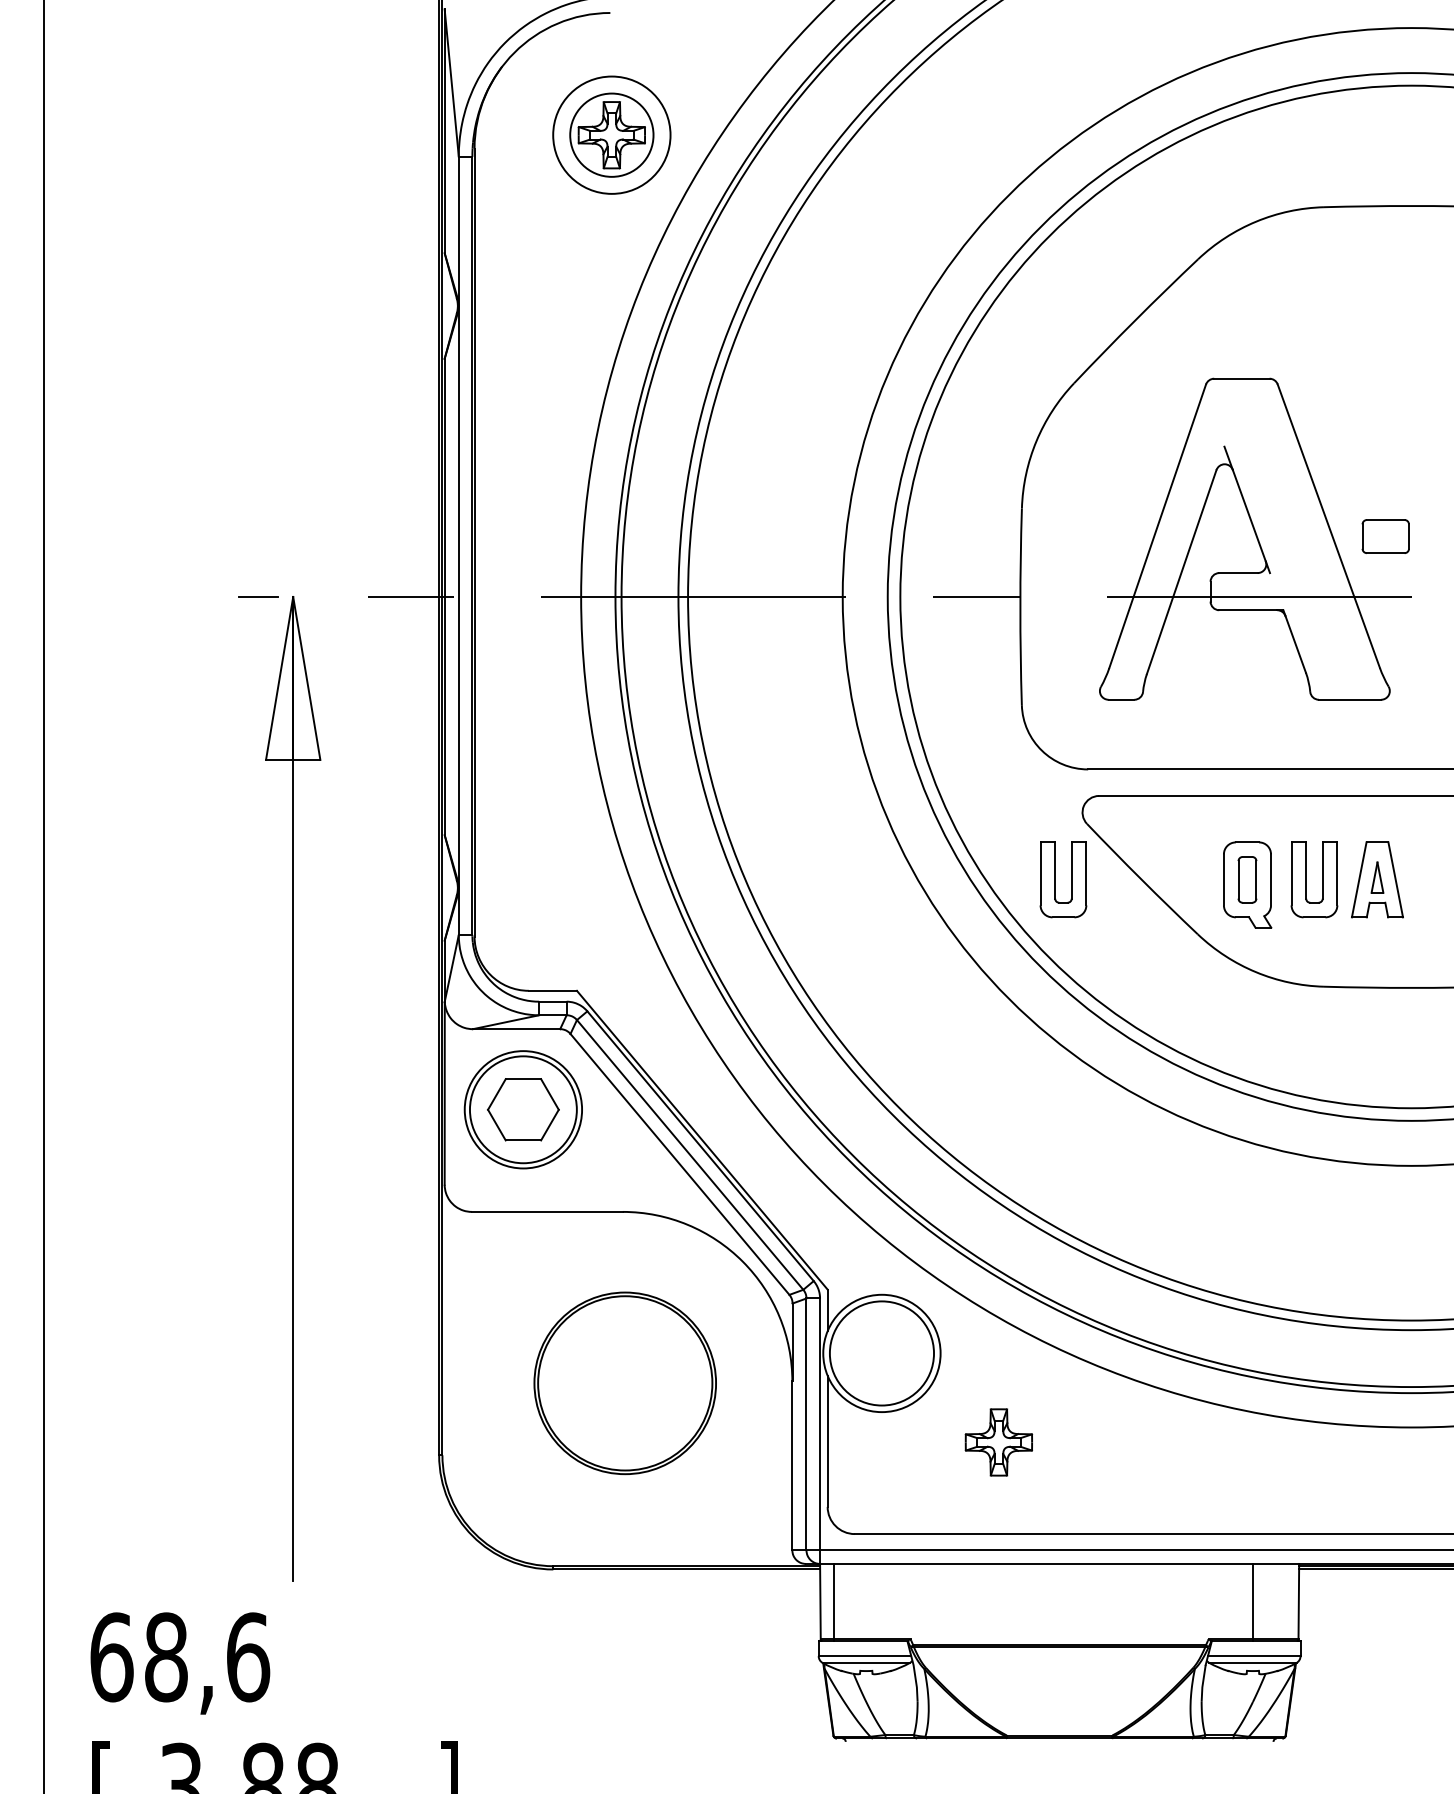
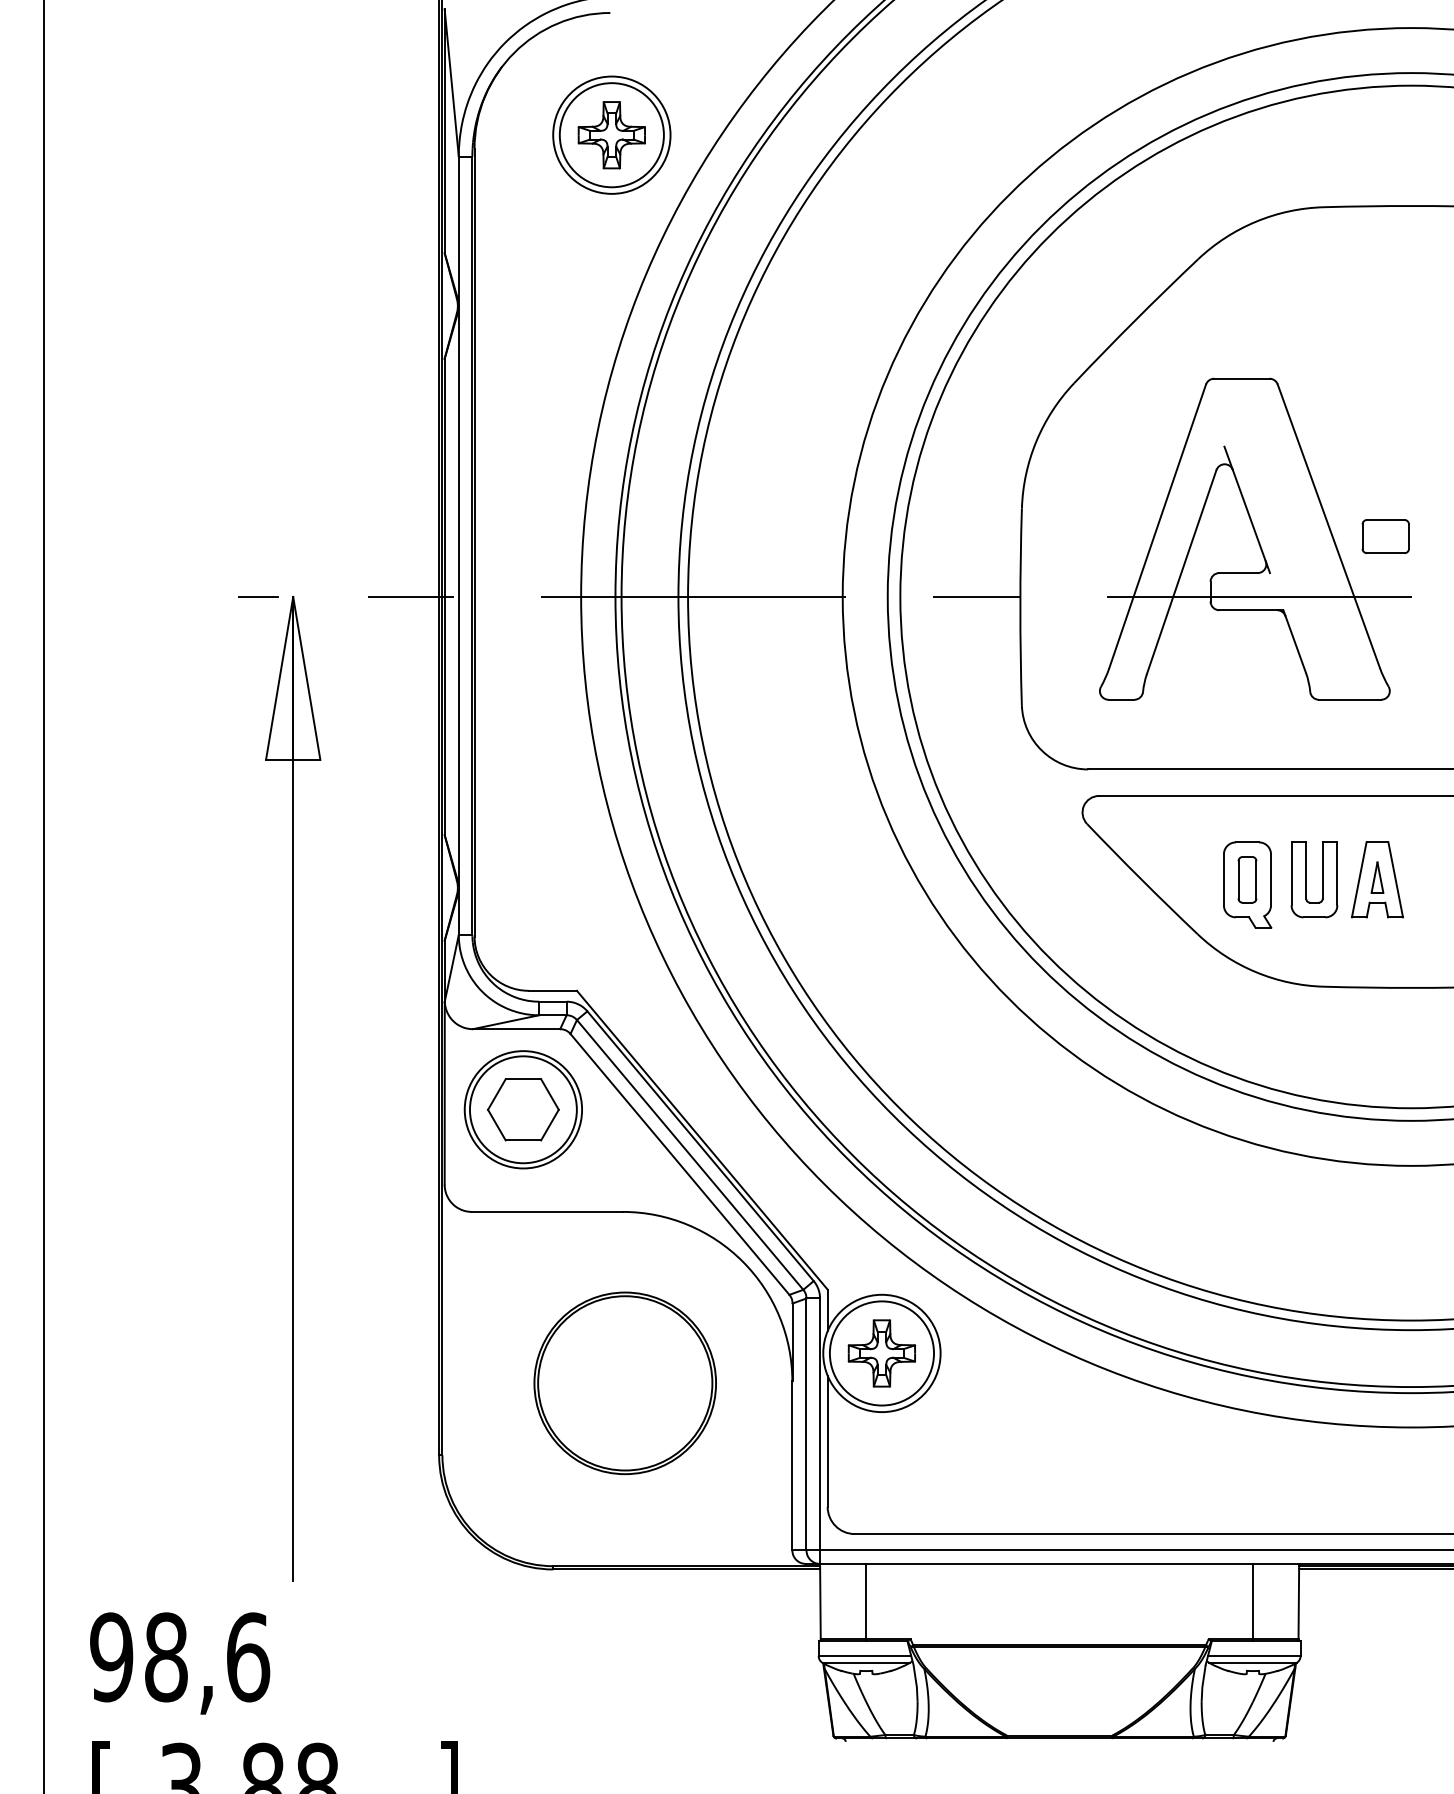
circle diameter: 83 px -> 104 px (611, 135)
part: present -> none (1055, 879)
part position: (998, 1442) -> (881, 1353) (881, 1353)
line position: (834, 1601) -> (866, 1601) (866, 1601)
text: 68,6 -> 98,6 (111, 1657)
